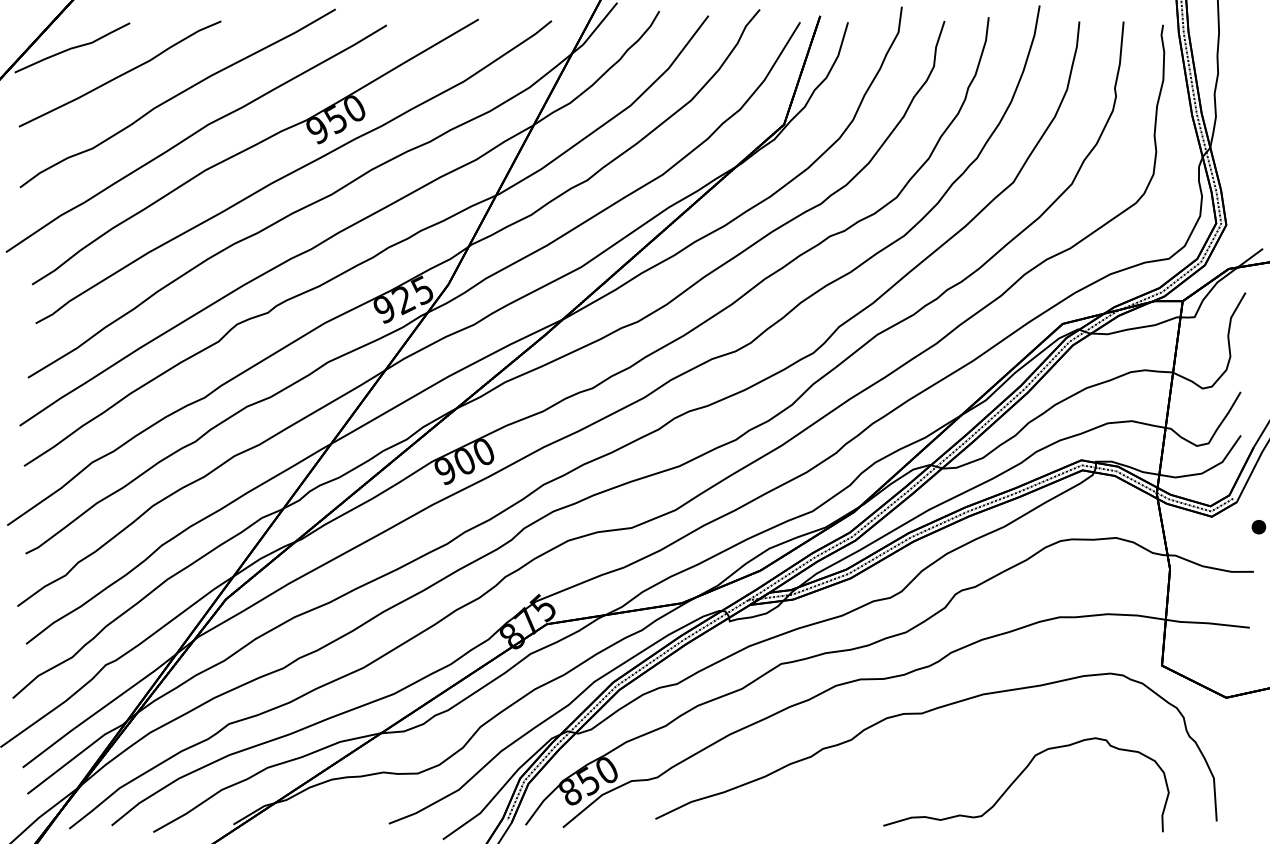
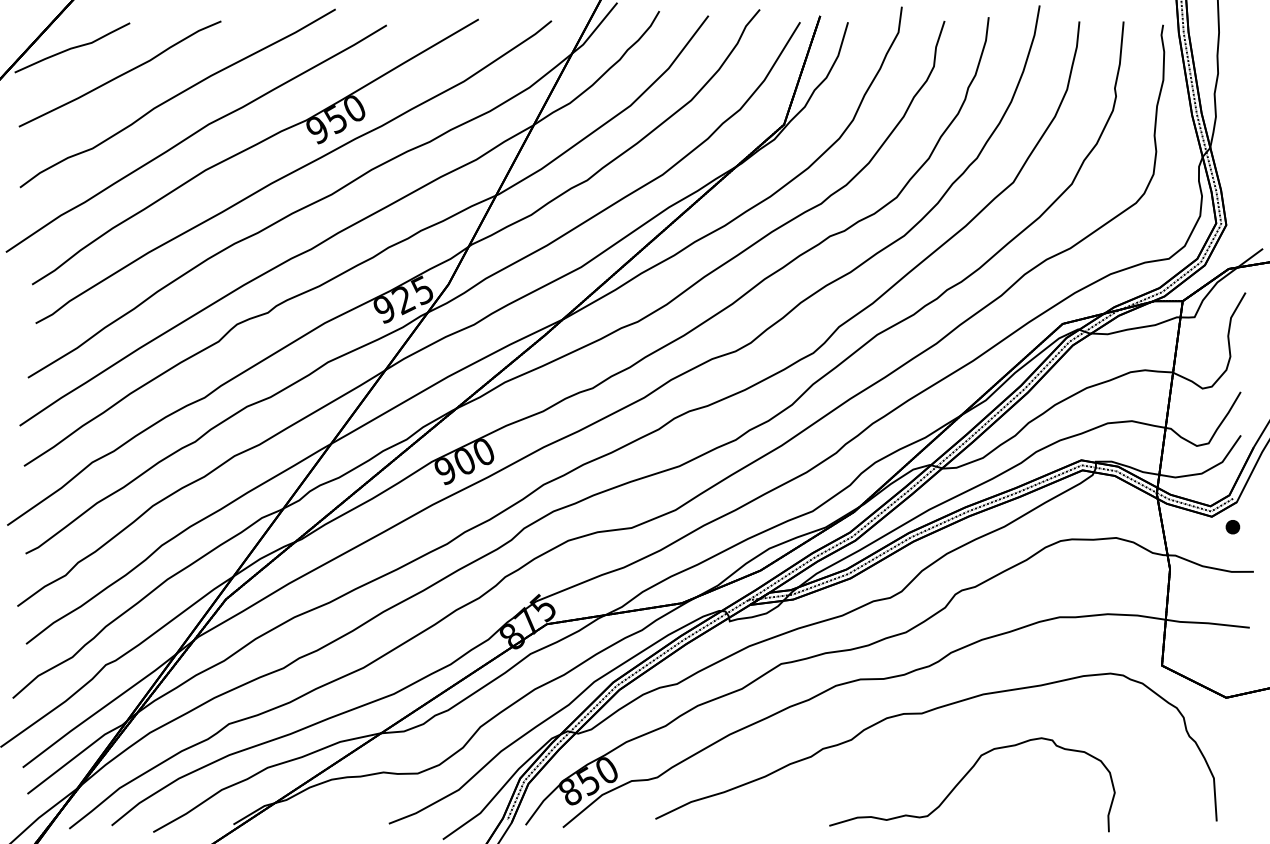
part position: (1258, 527) -> (1232, 527) (1232, 527)
part position: (1018, 778) -> (964, 778) (964, 778)
